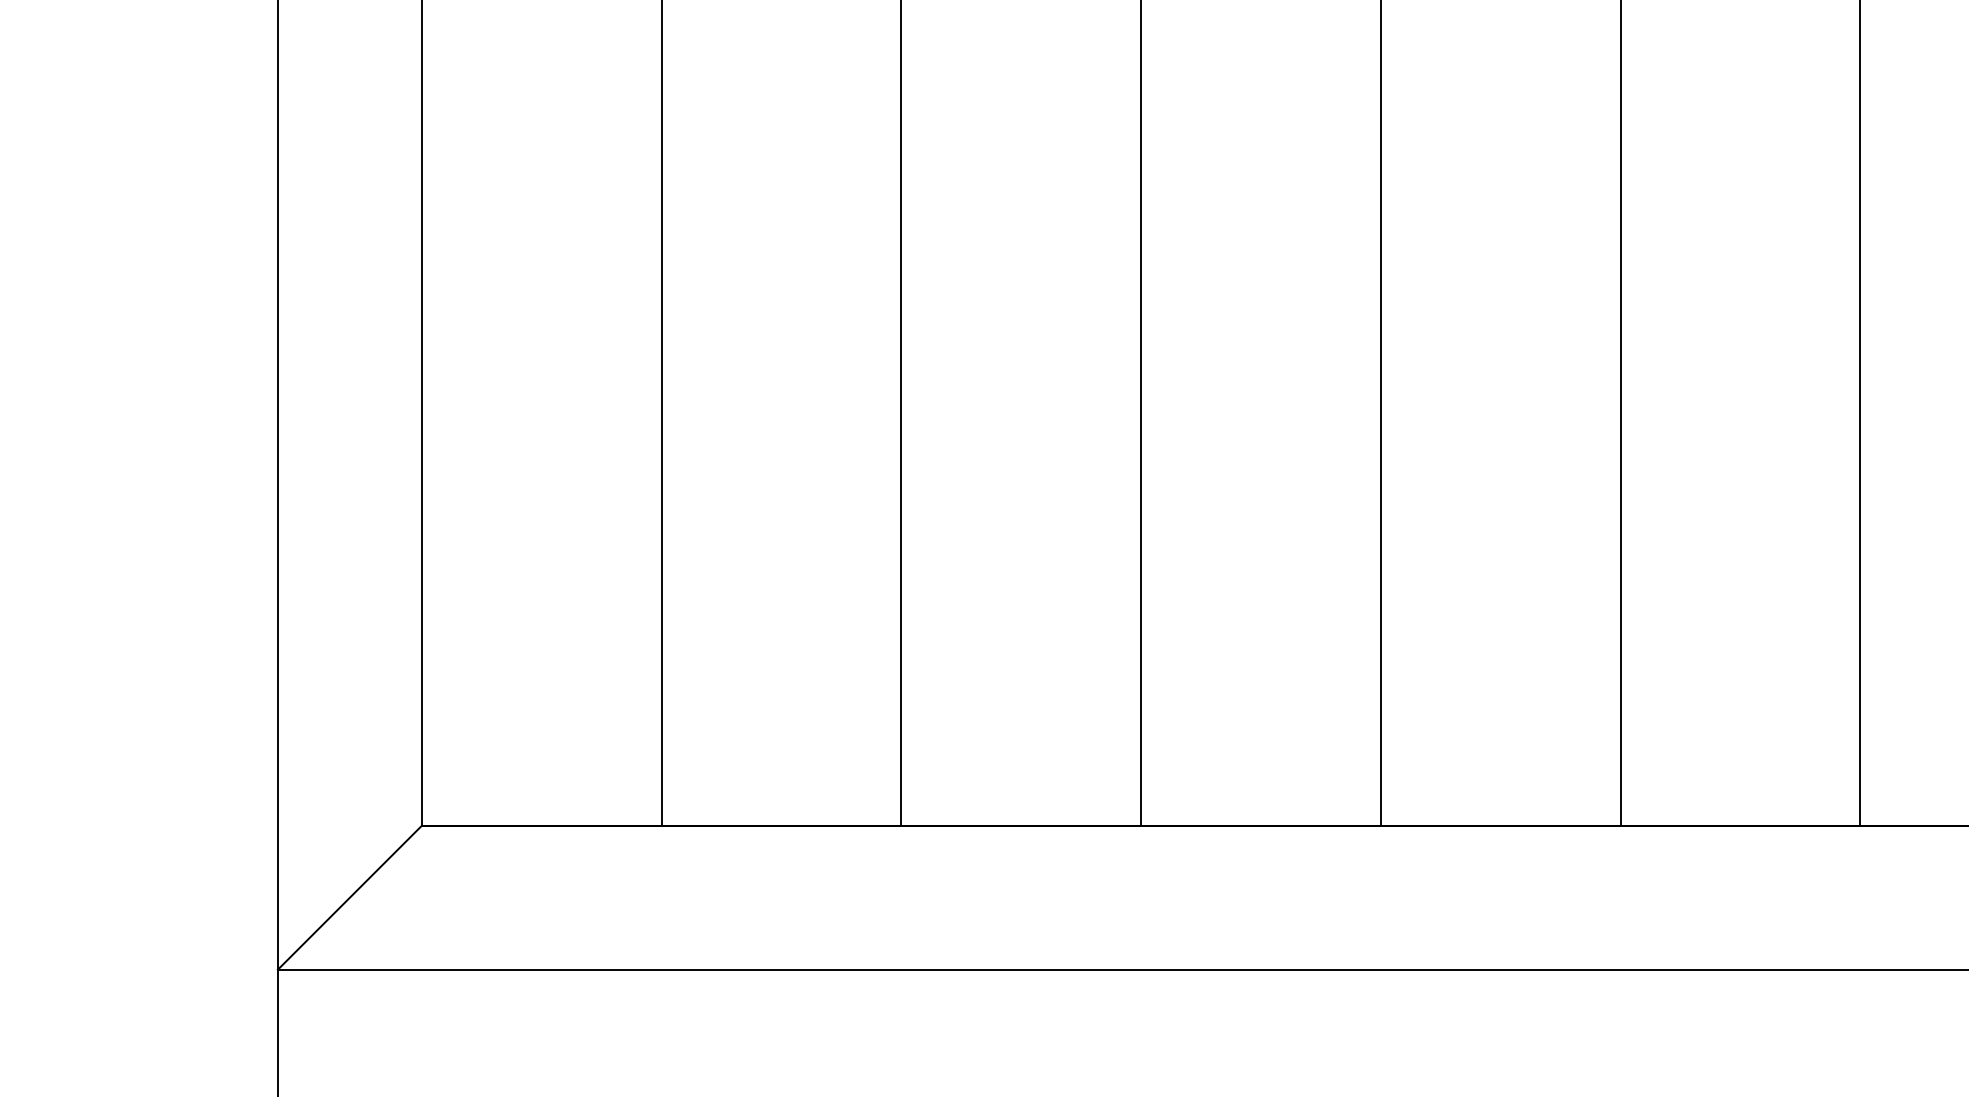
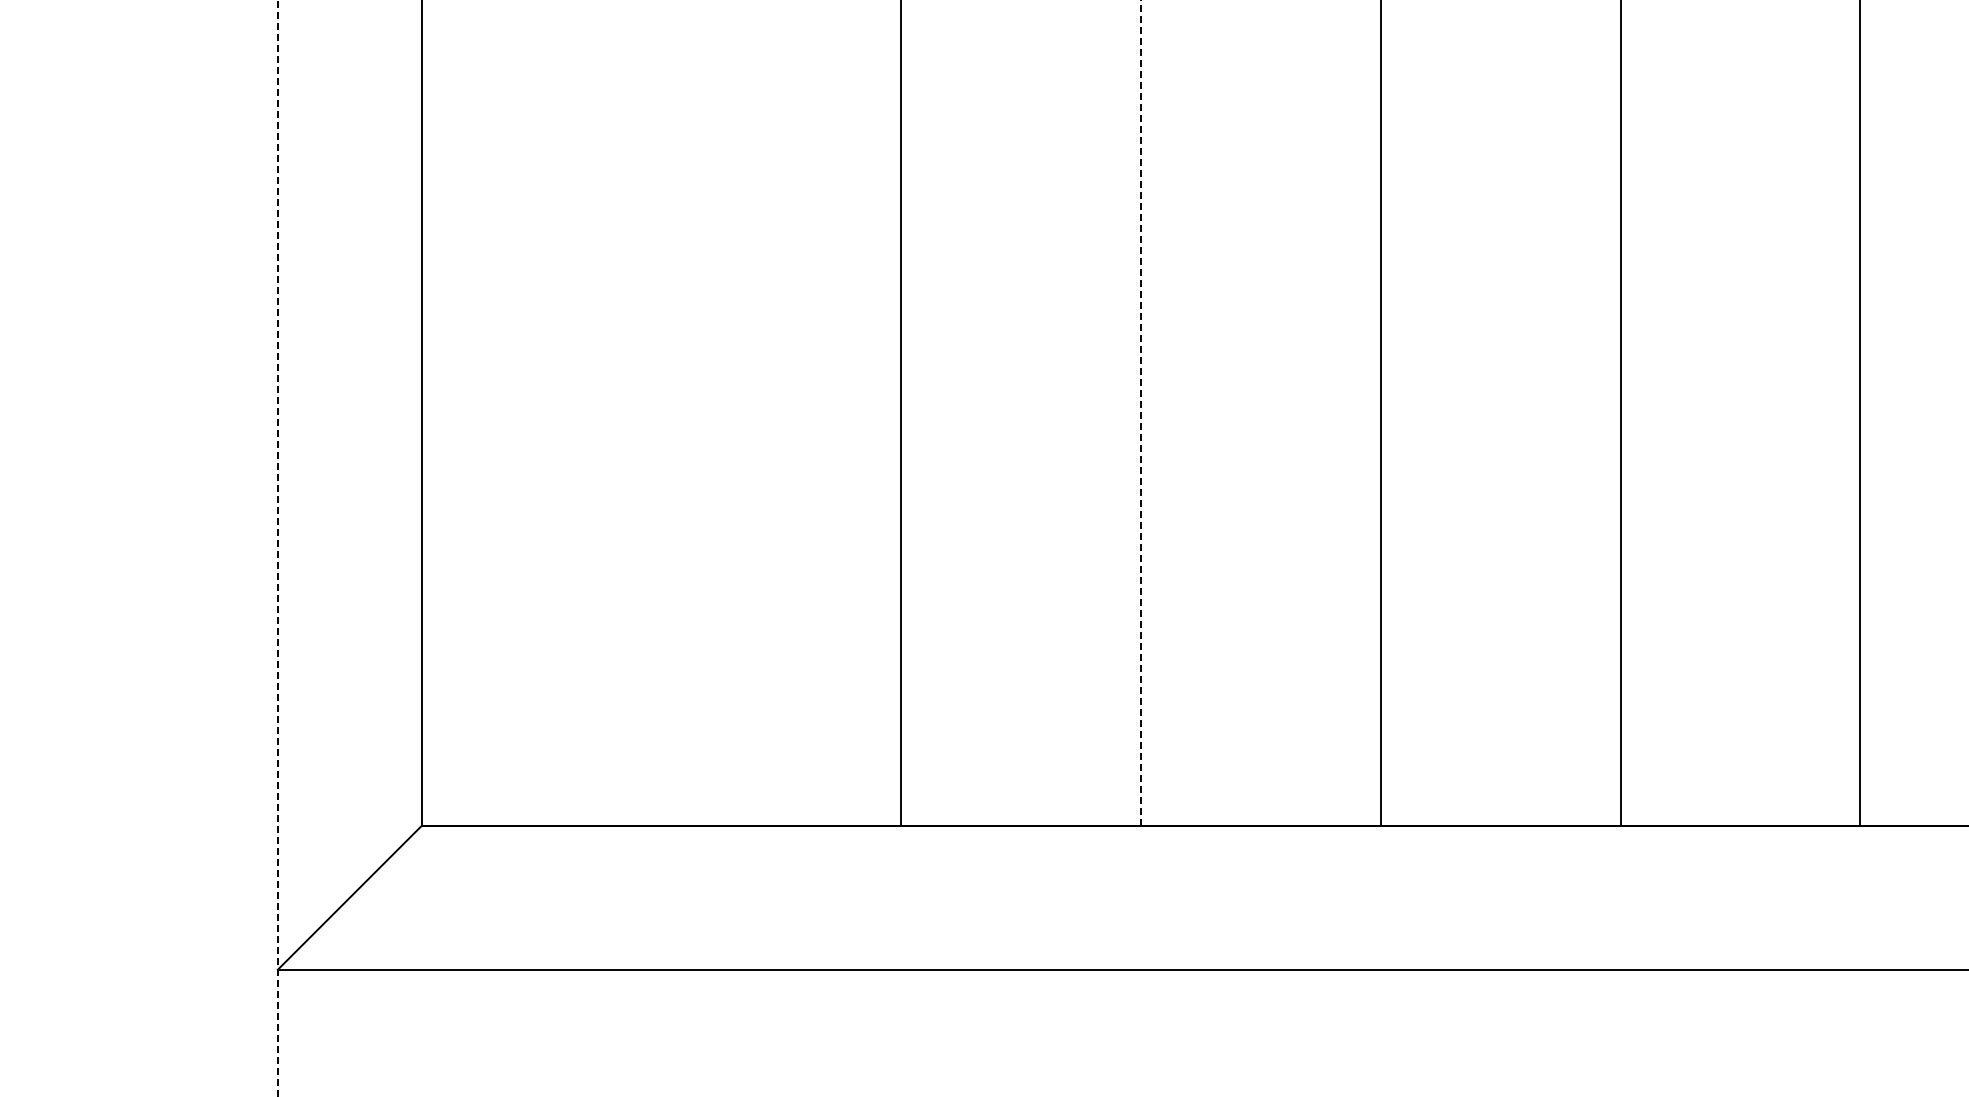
line: present -> none (661, 413)
line: solid -> dashed (1141, 413)
line: solid -> dashed (277, 549)
